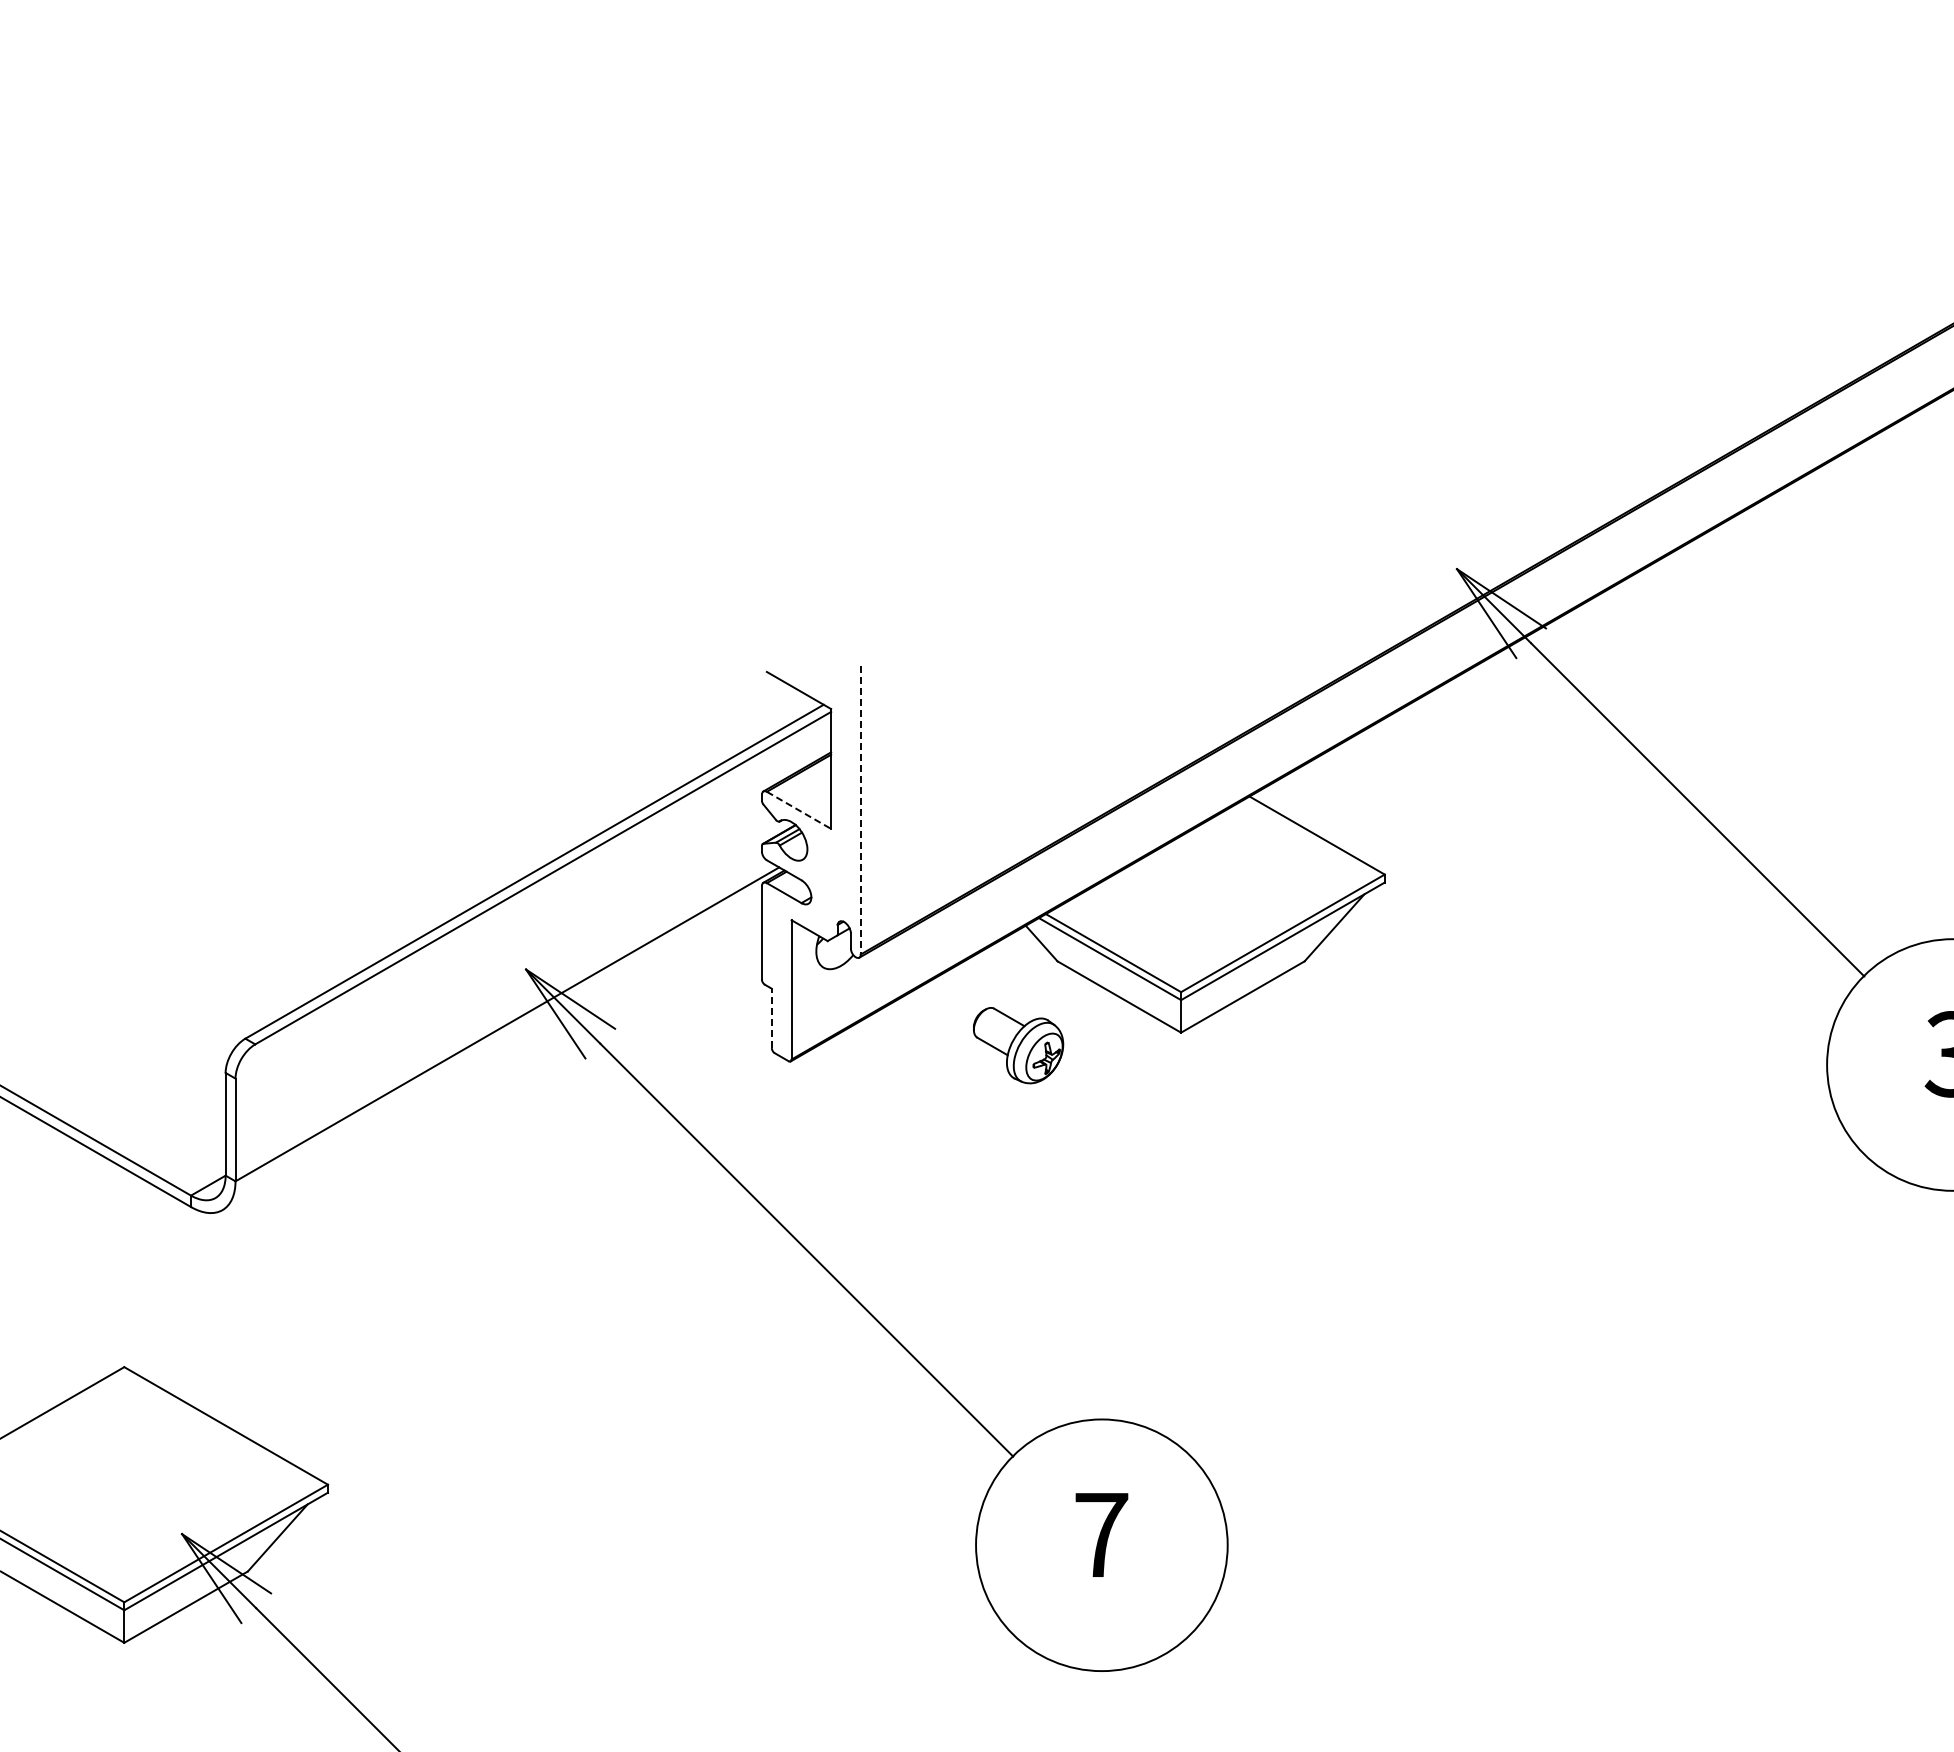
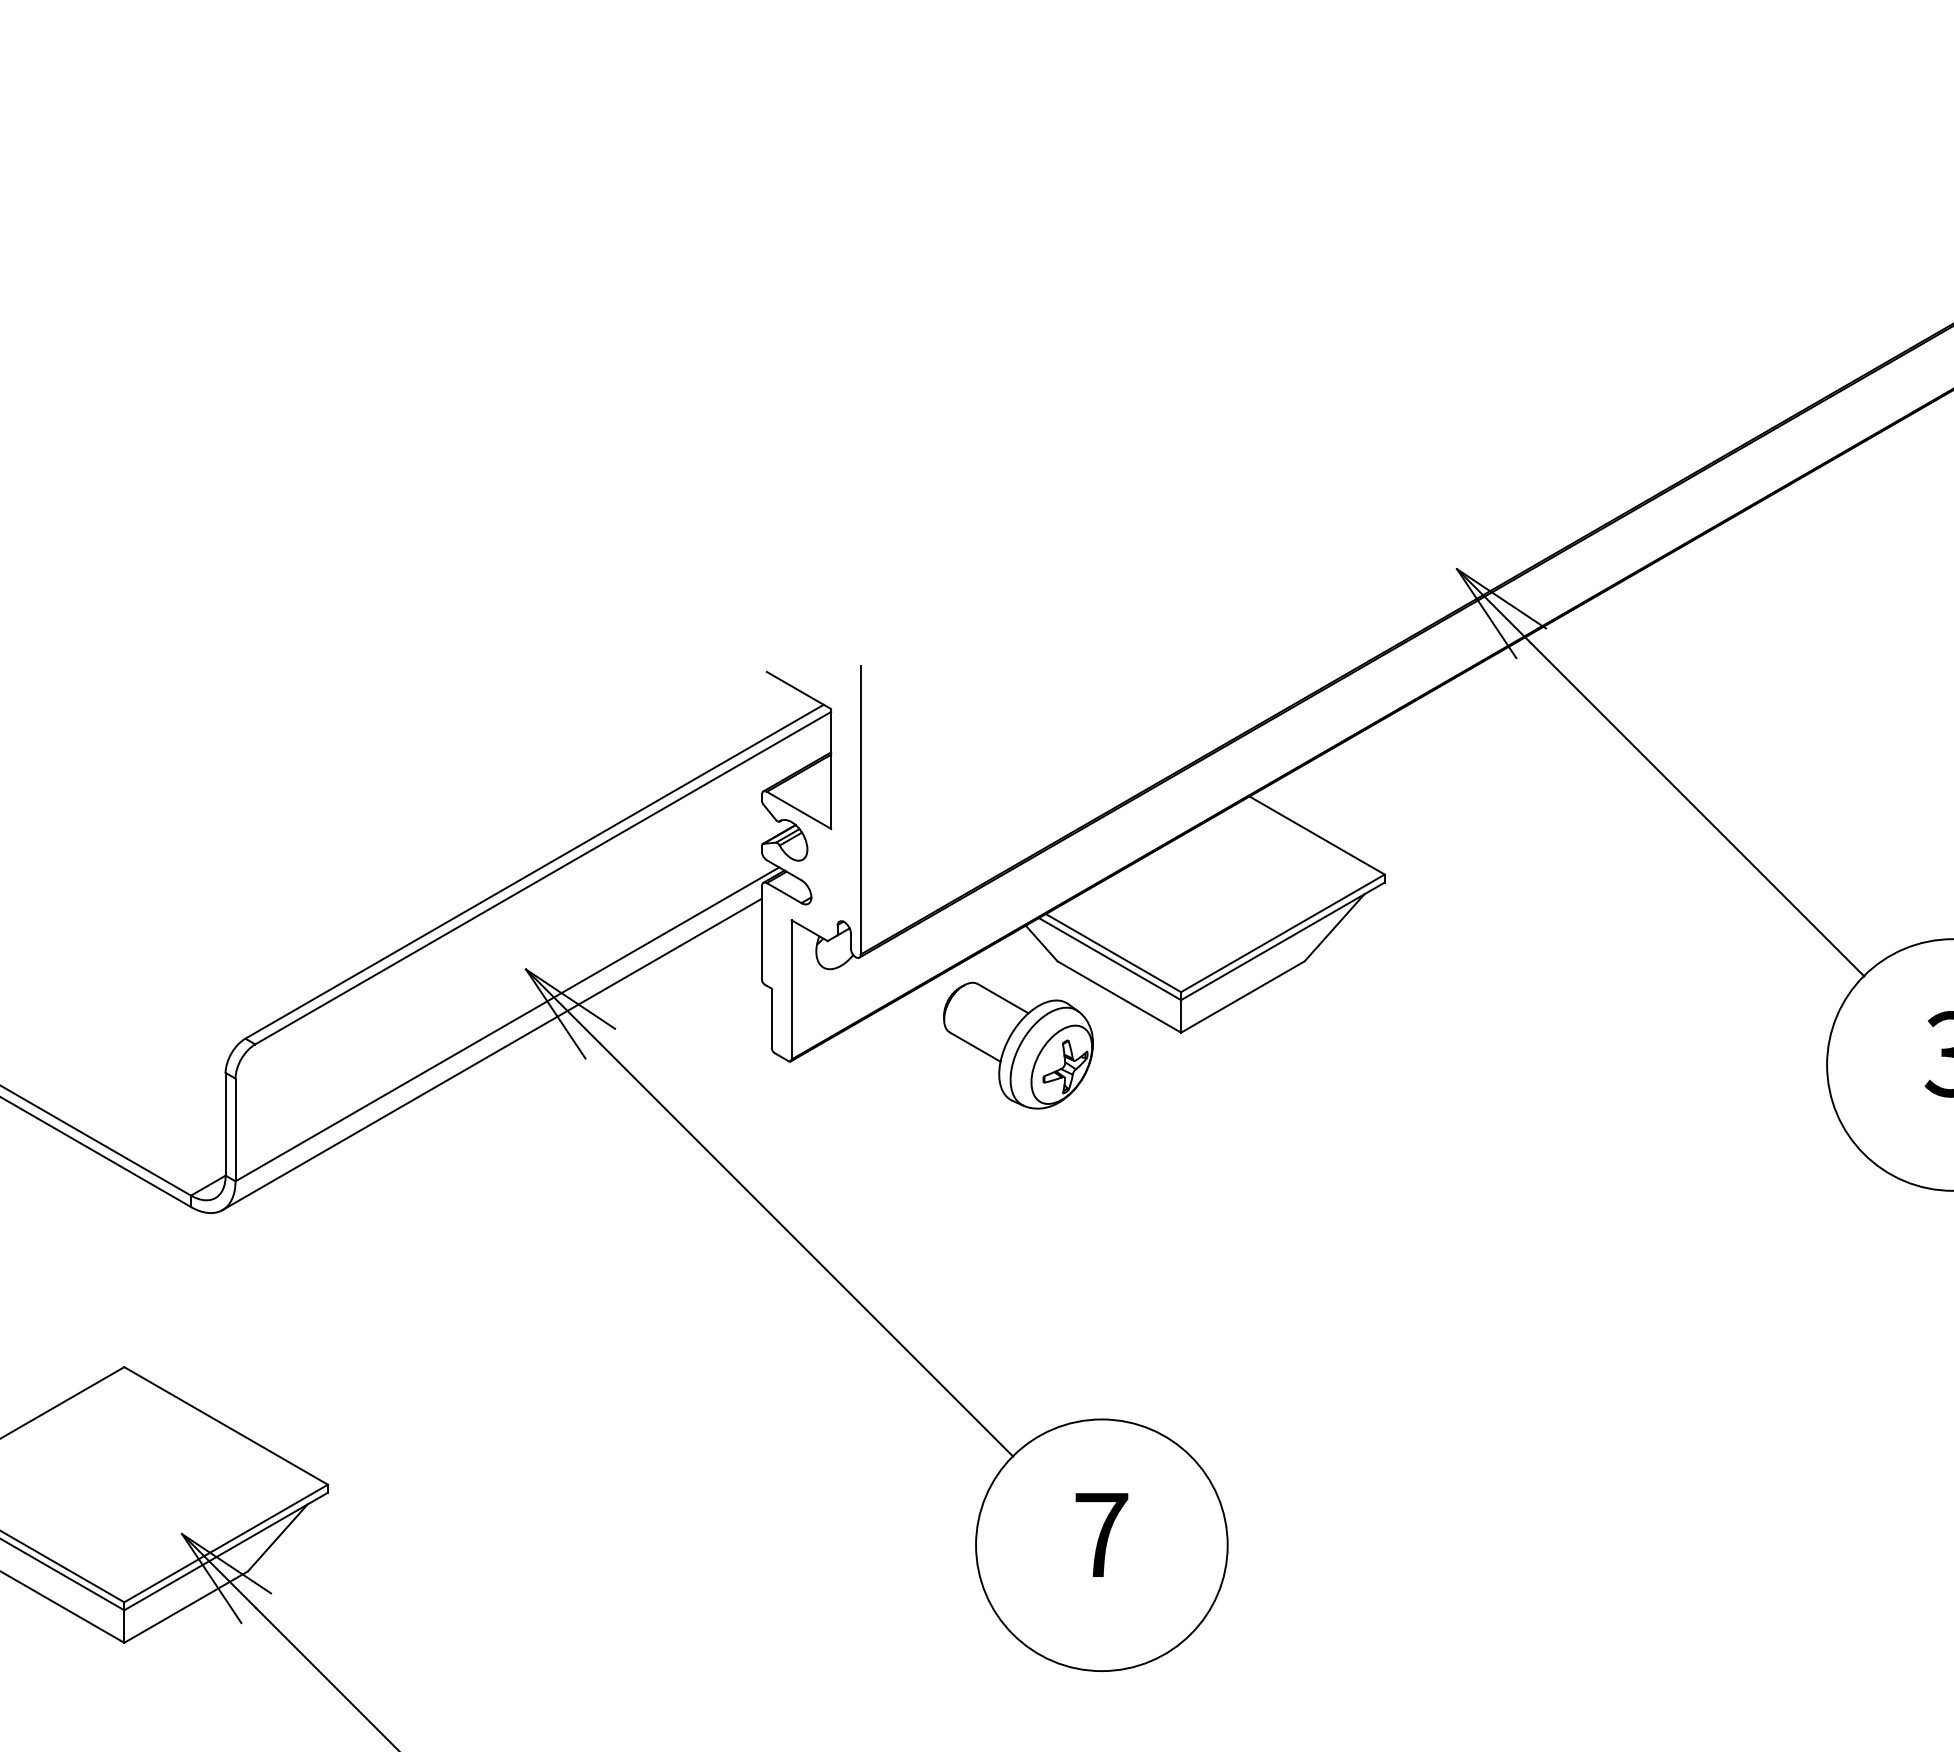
line: dashed -> solid (799, 810)
line: dashed -> solid (860, 810)
line: dashed -> solid (771, 1018)
part size: 92x78 px -> 151x129 px (1018, 1045)
line: none -> present (491, 1054)
